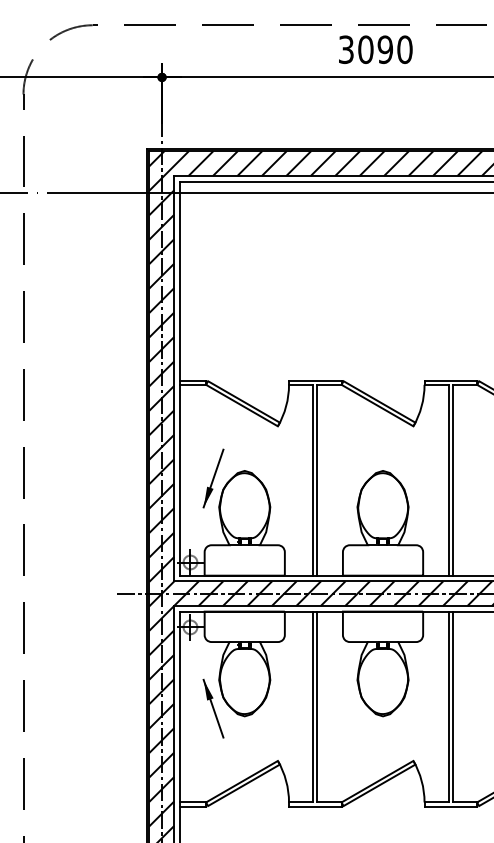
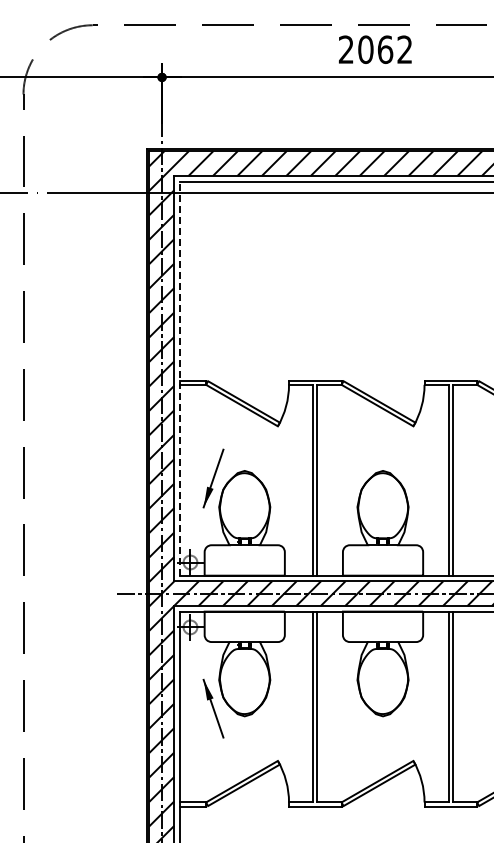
text: 3090 -> 2062 (375, 49)
line: solid -> dashed (179, 378)
